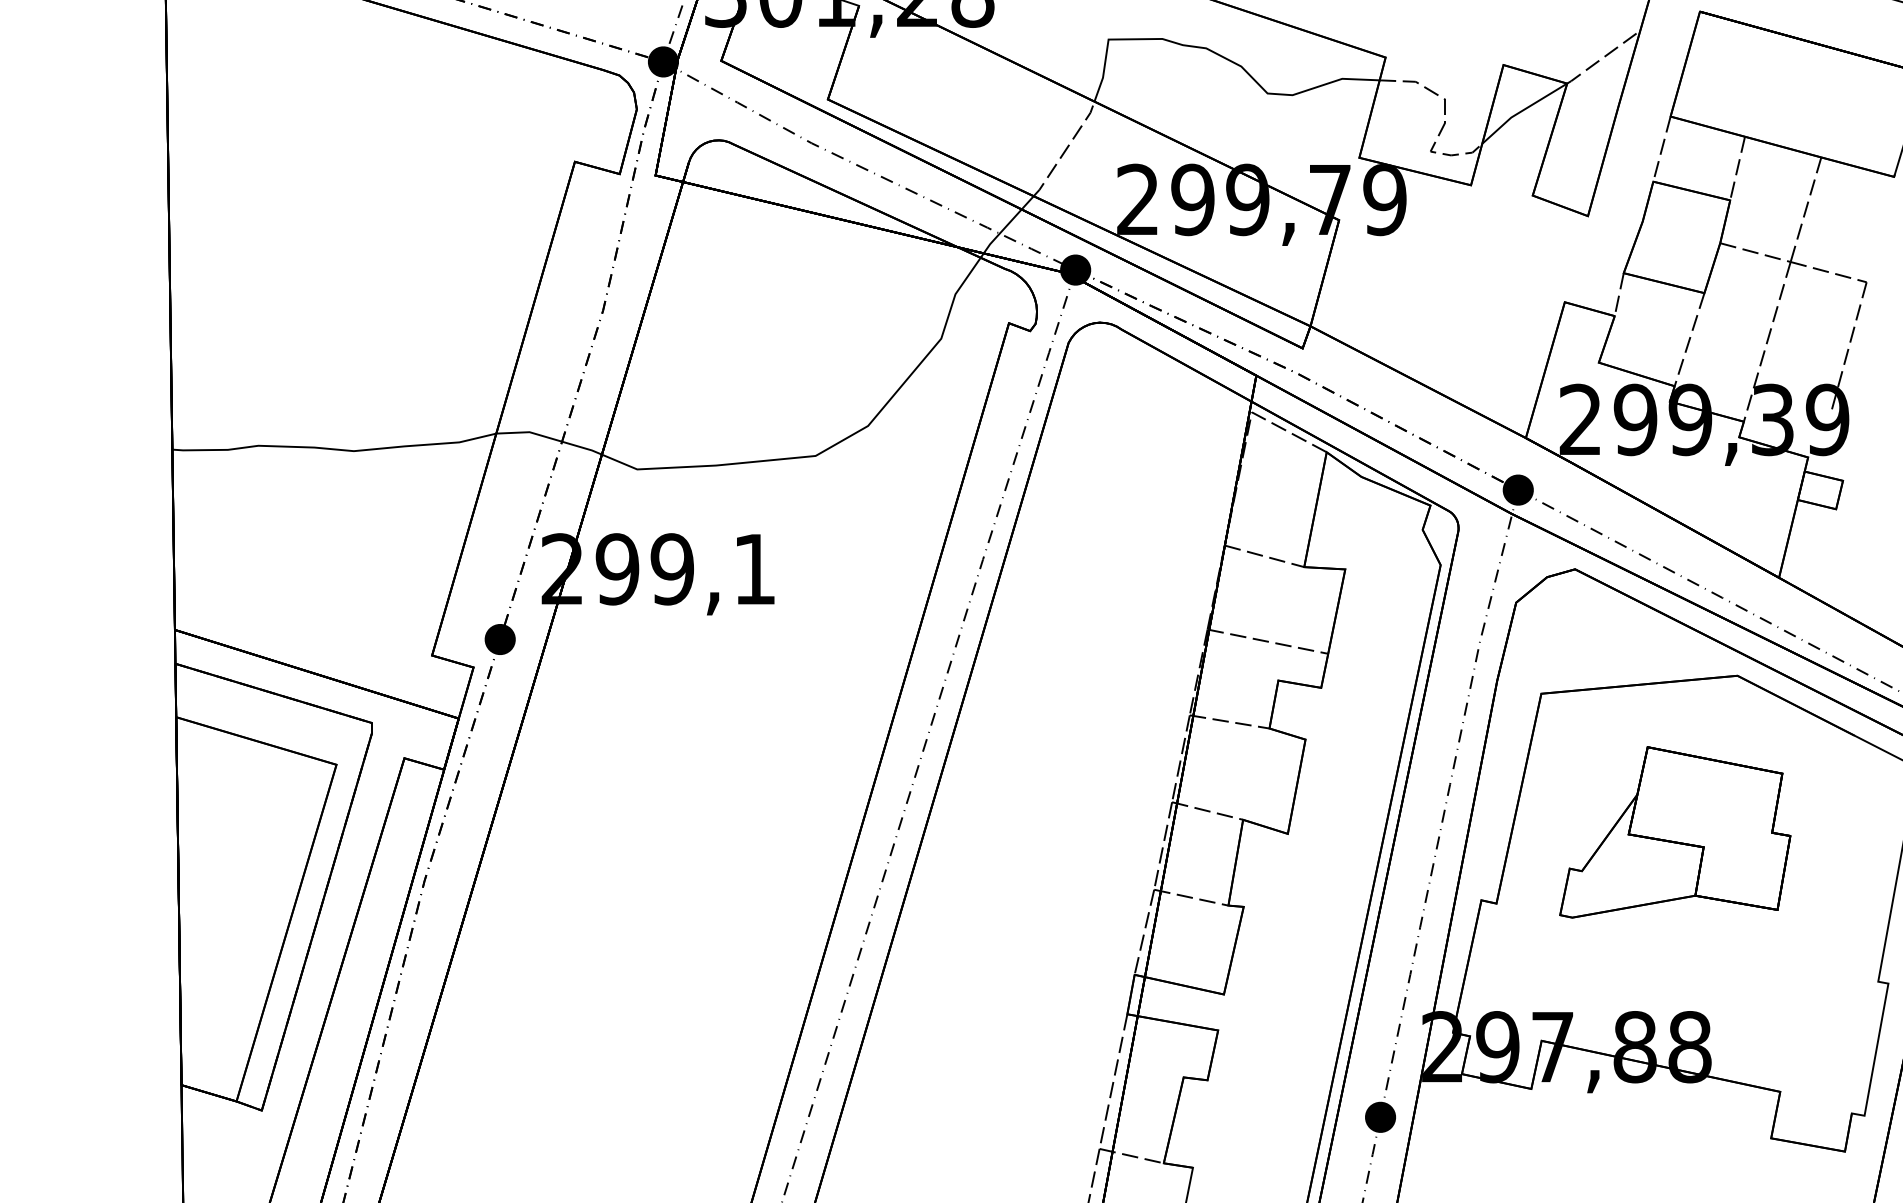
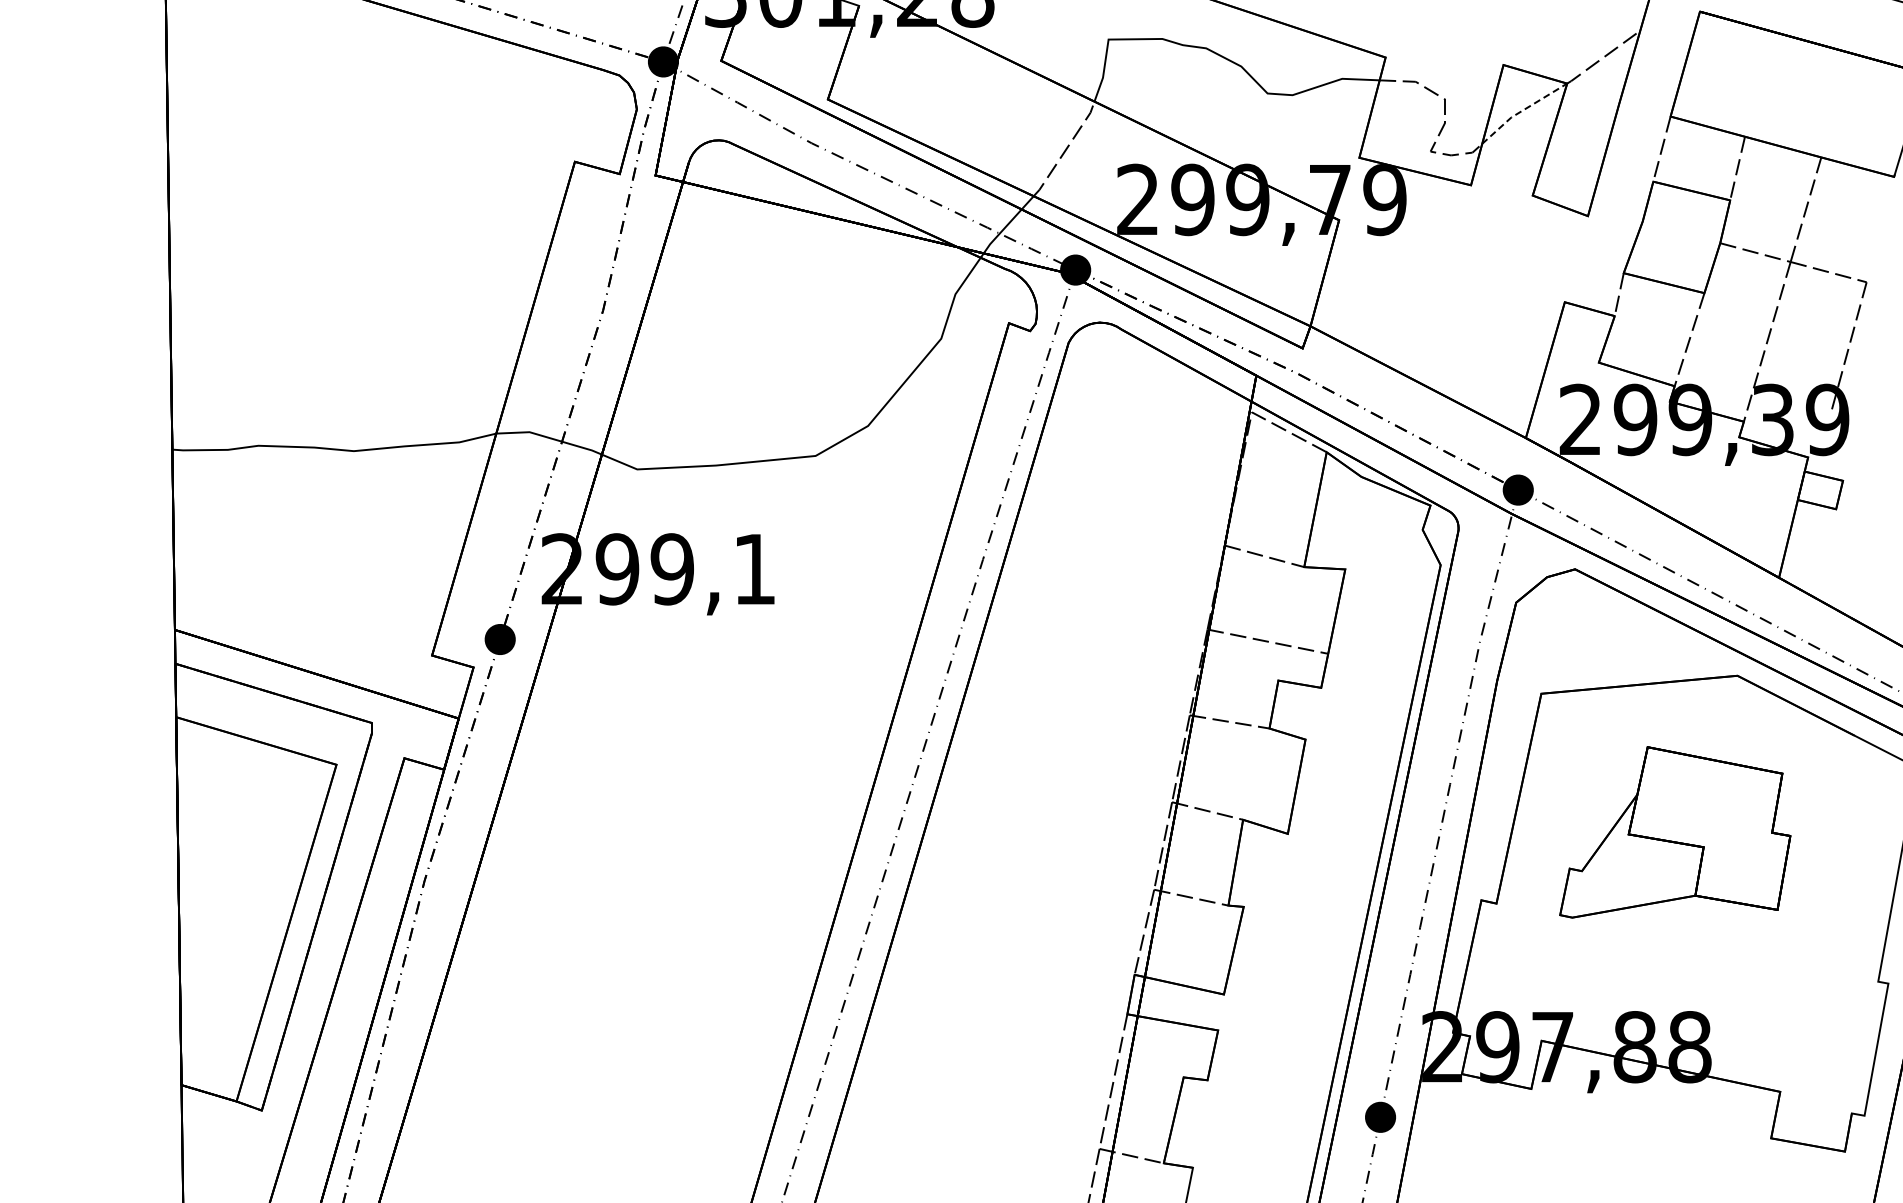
line: solid -> dashed (1522, 110)
